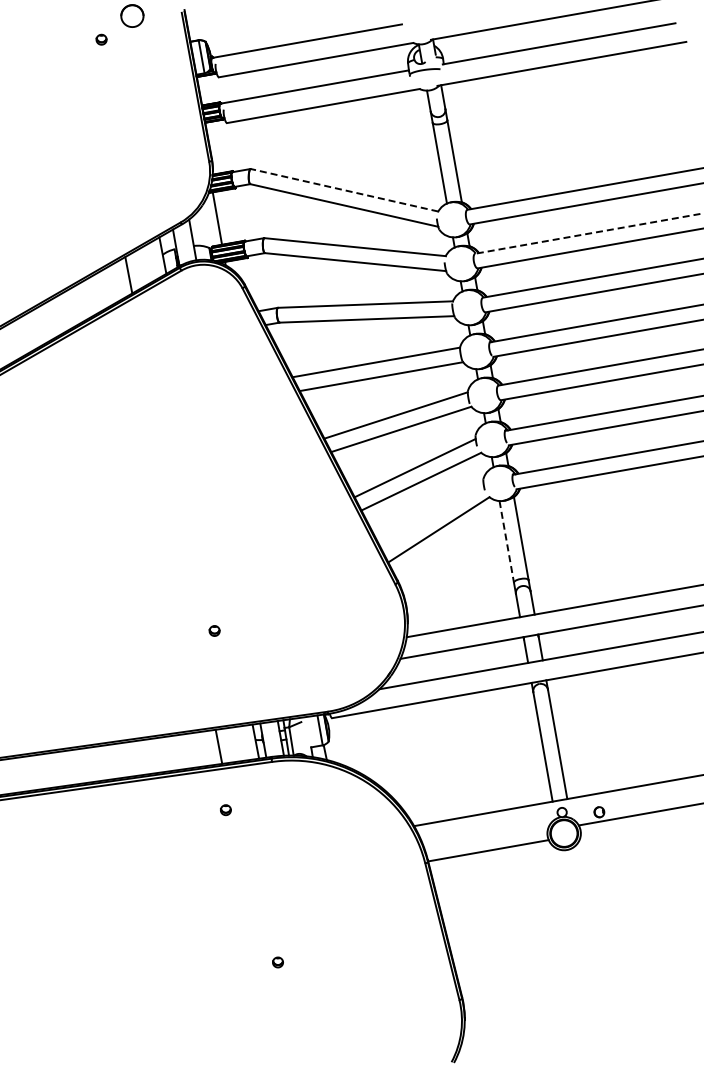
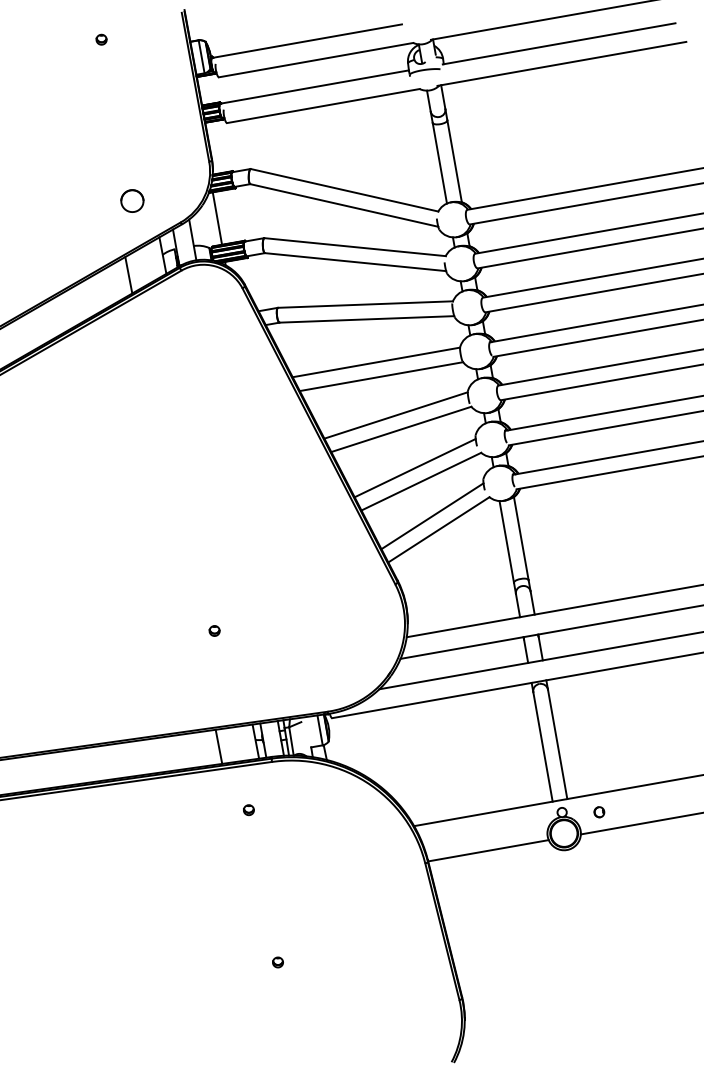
part position: (132, 15) -> (132, 200) (132, 200)
line: dashed -> solid (344, 190)
line: dashed -> solid (589, 233)
line: none -> present (432, 516)
line: dashed -> solid (506, 542)
part position: (225, 810) -> (248, 810) (248, 810)
line position: (639, 814) -> (640, 823) (640, 823)
